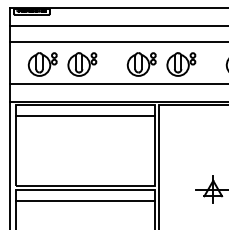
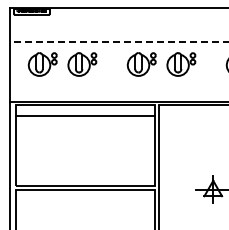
line: present -> none (117, 26)
line: solid -> dashed (118, 42)
line: present -> none (117, 84)
line: present -> none (85, 201)
